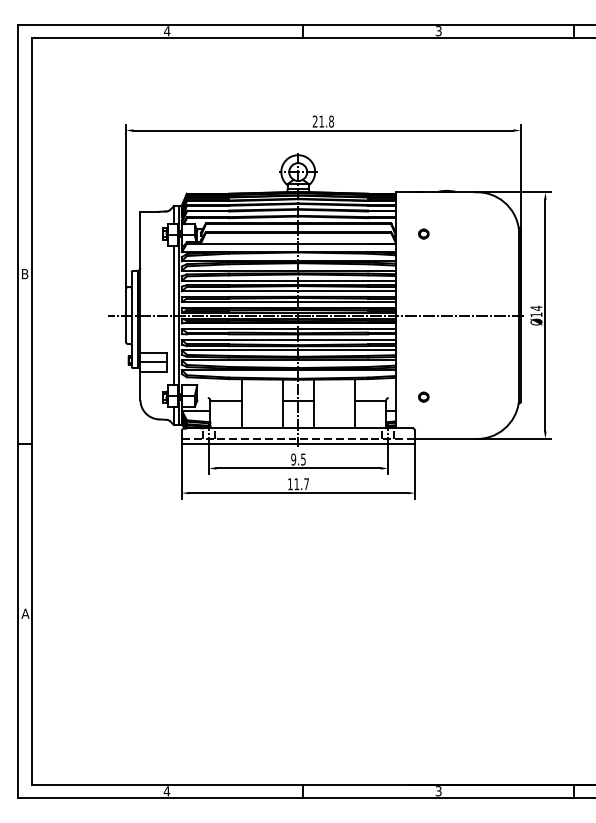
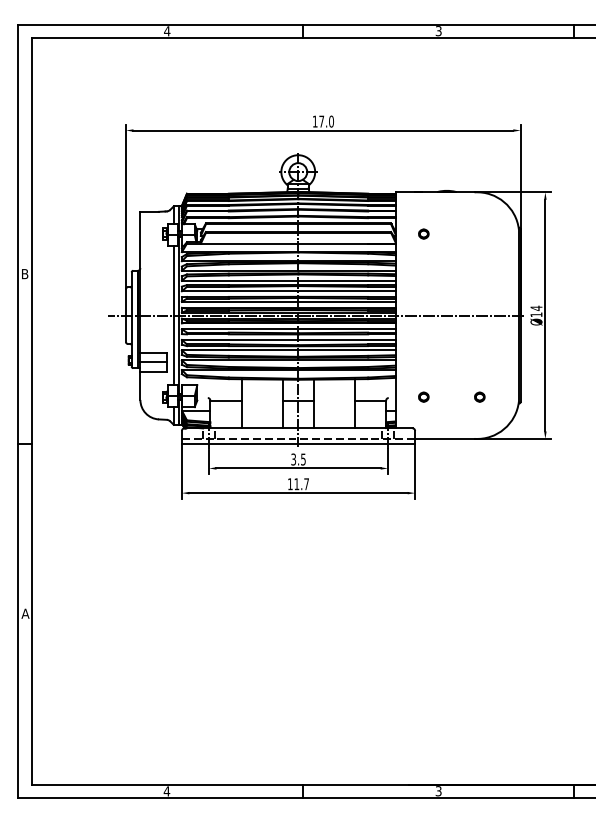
text: 21.8 -> 17.0 (322, 121)
part: none -> present (479, 396)
text: 9.5 -> 3.5 (293, 459)
